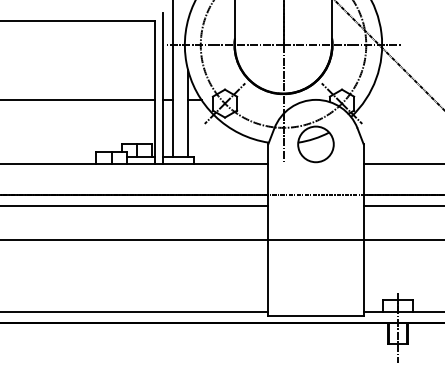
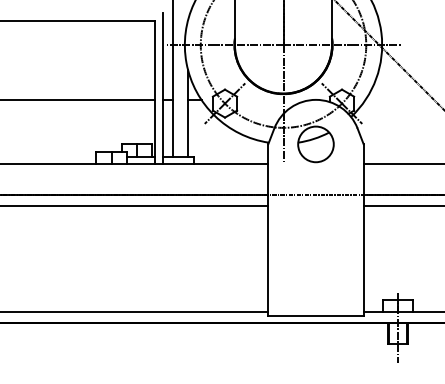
line: present -> none (221, 240)
